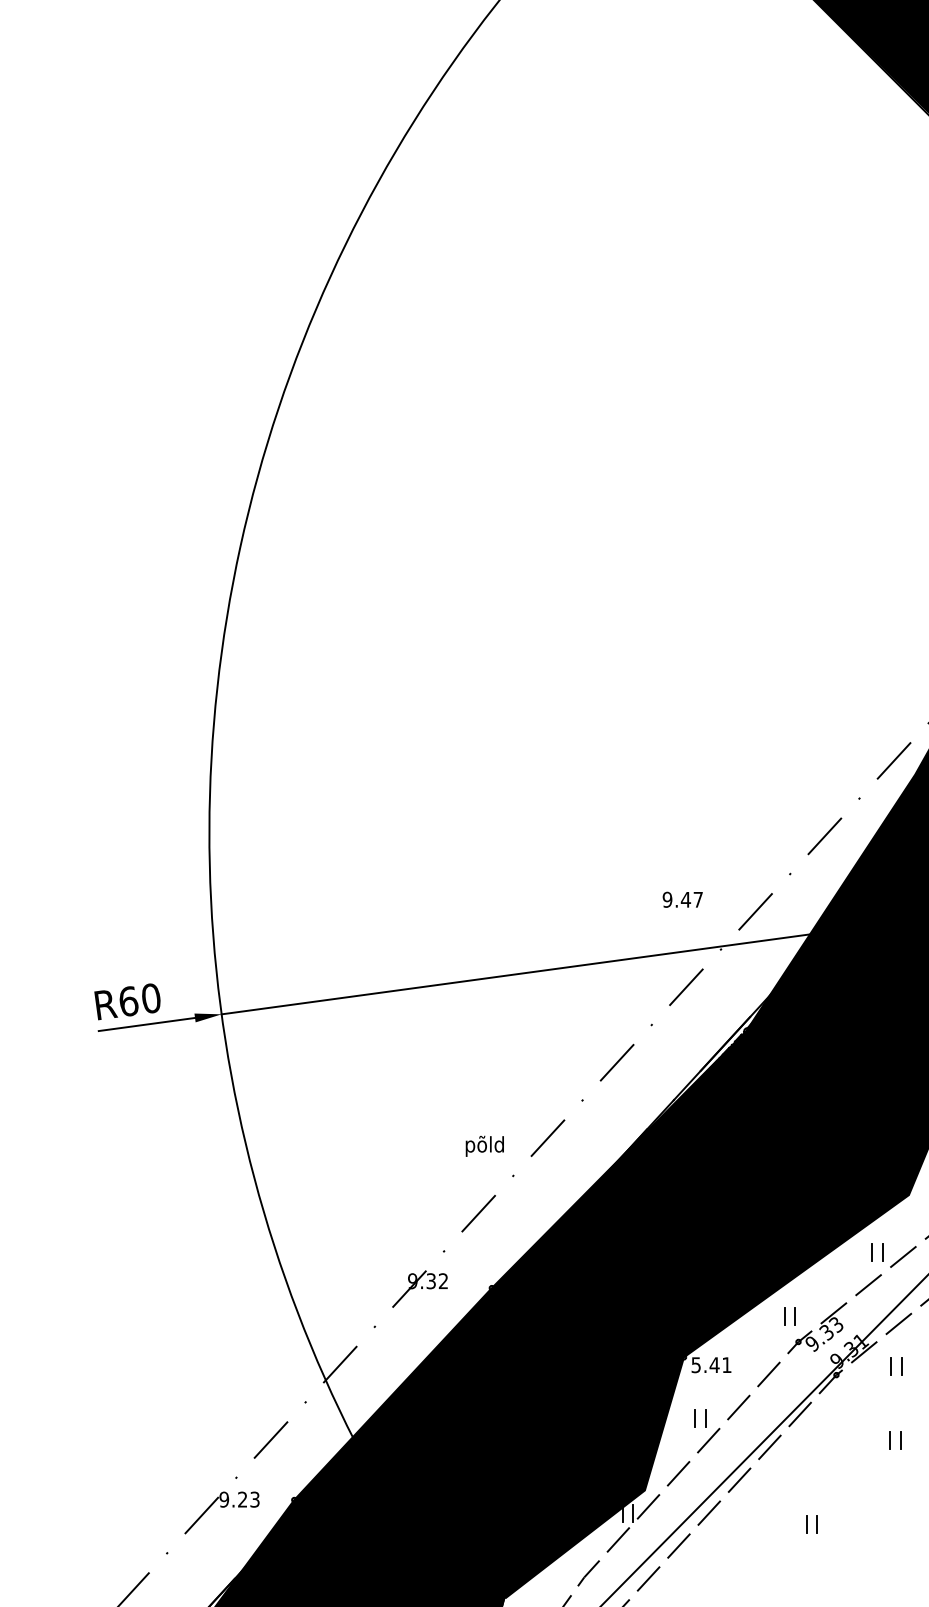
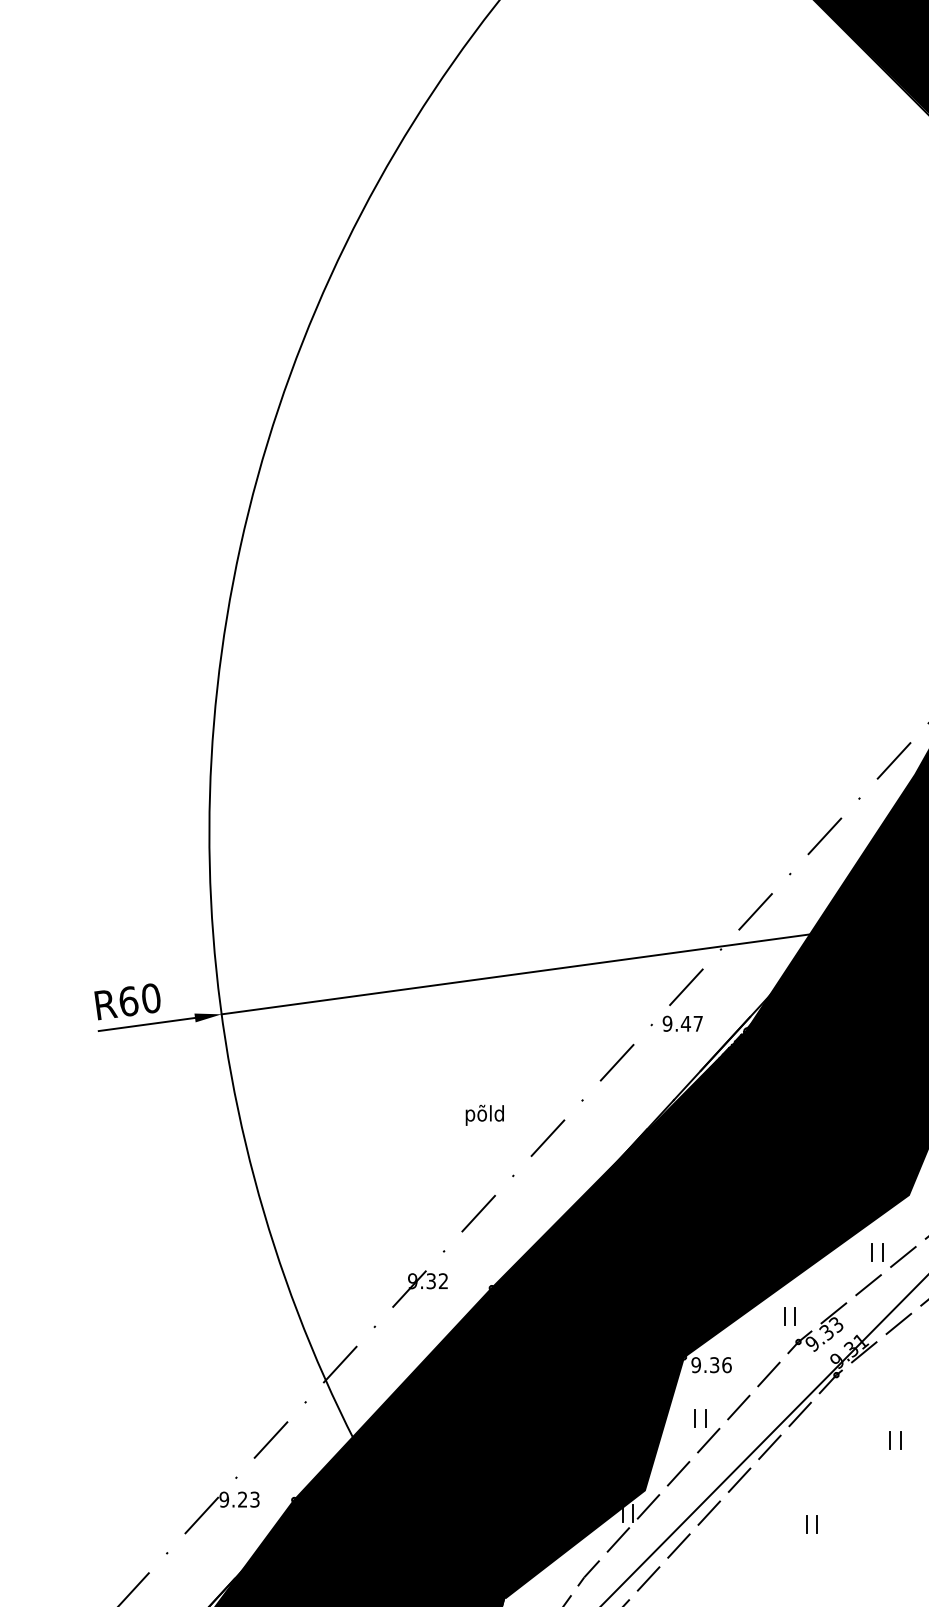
text position: (682, 899) -> (682, 1023) (682, 1023)
text position: (484, 1145) -> (484, 1114) (484, 1114)
text: 5.41 -> 9.36 (711, 1365)
part: present -> none (896, 1366)
